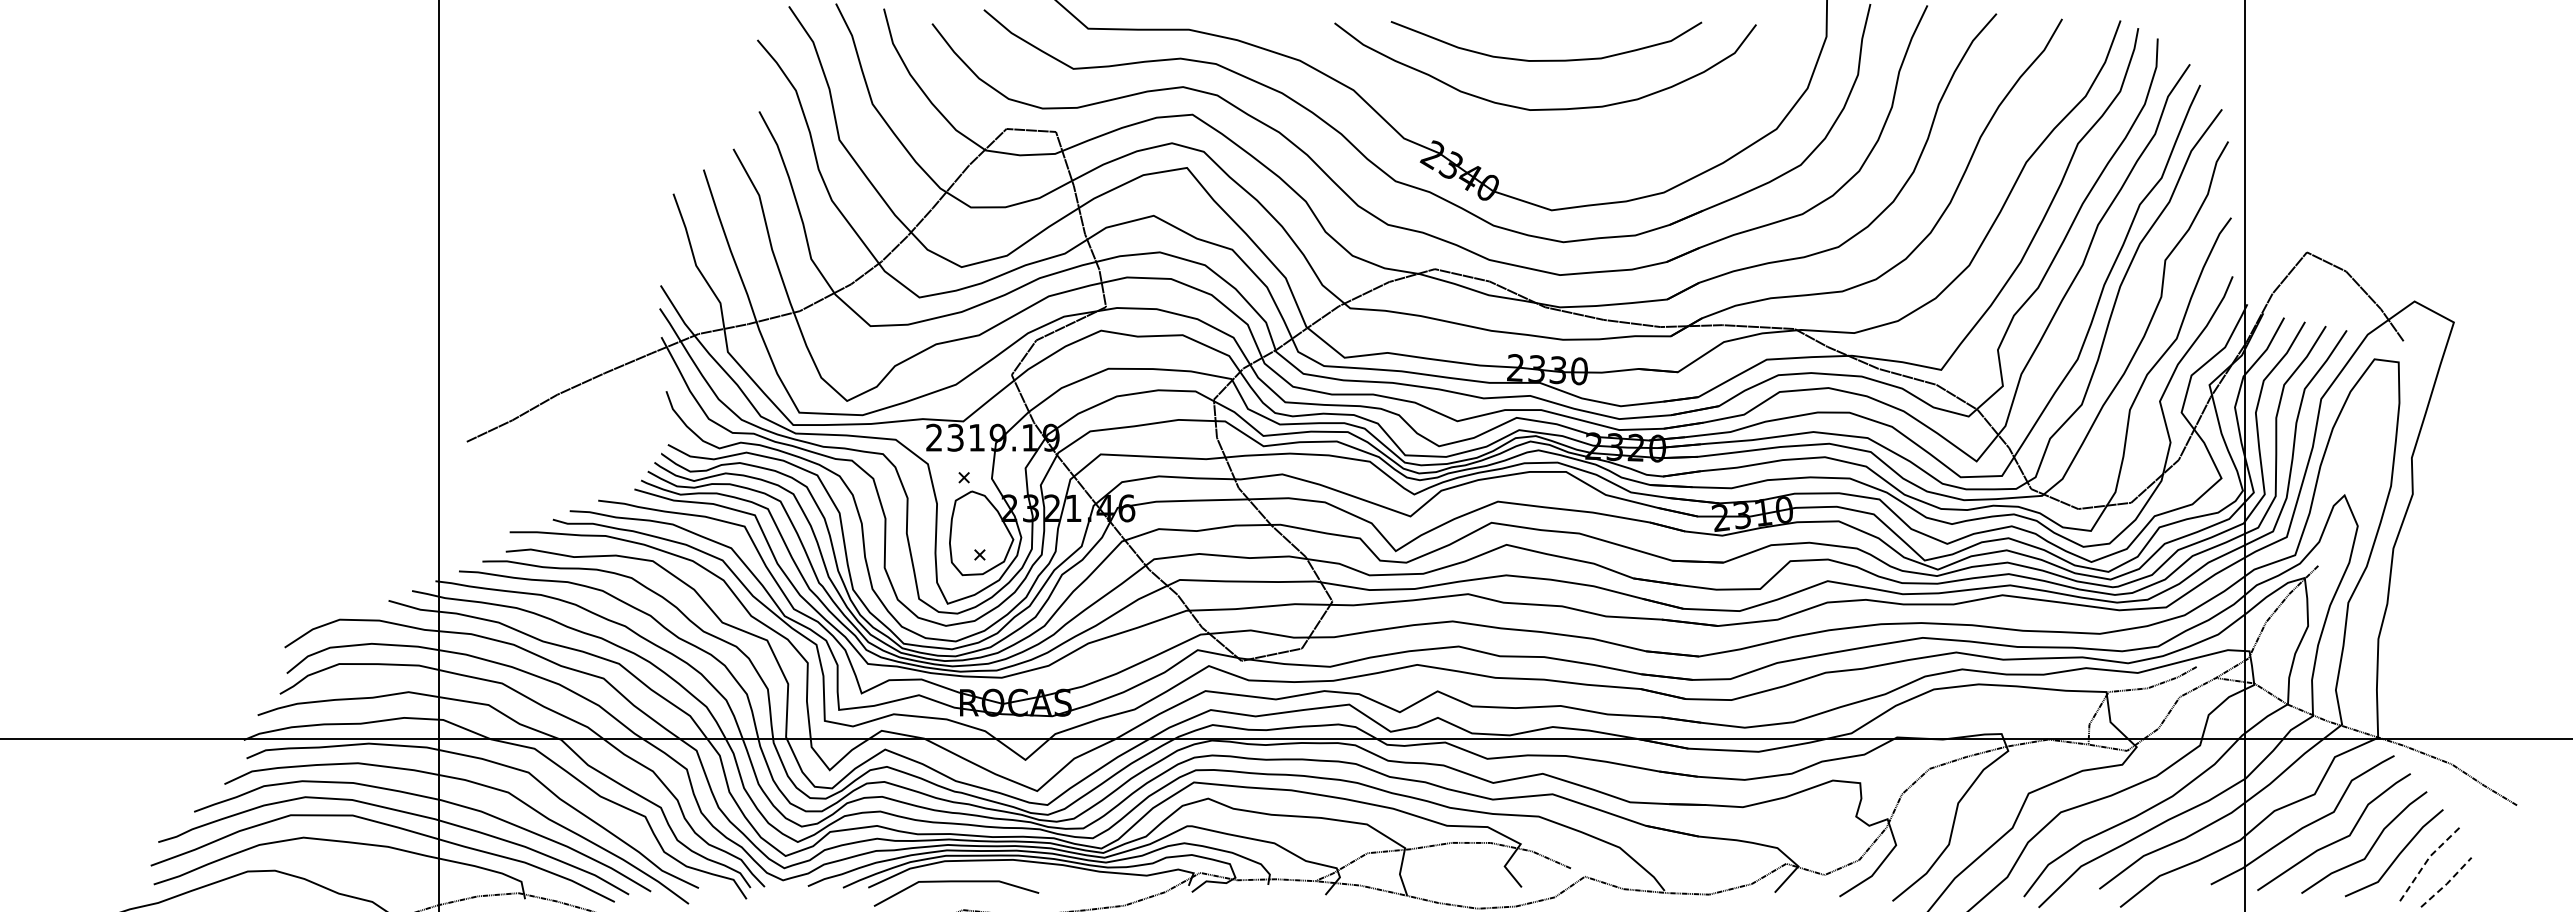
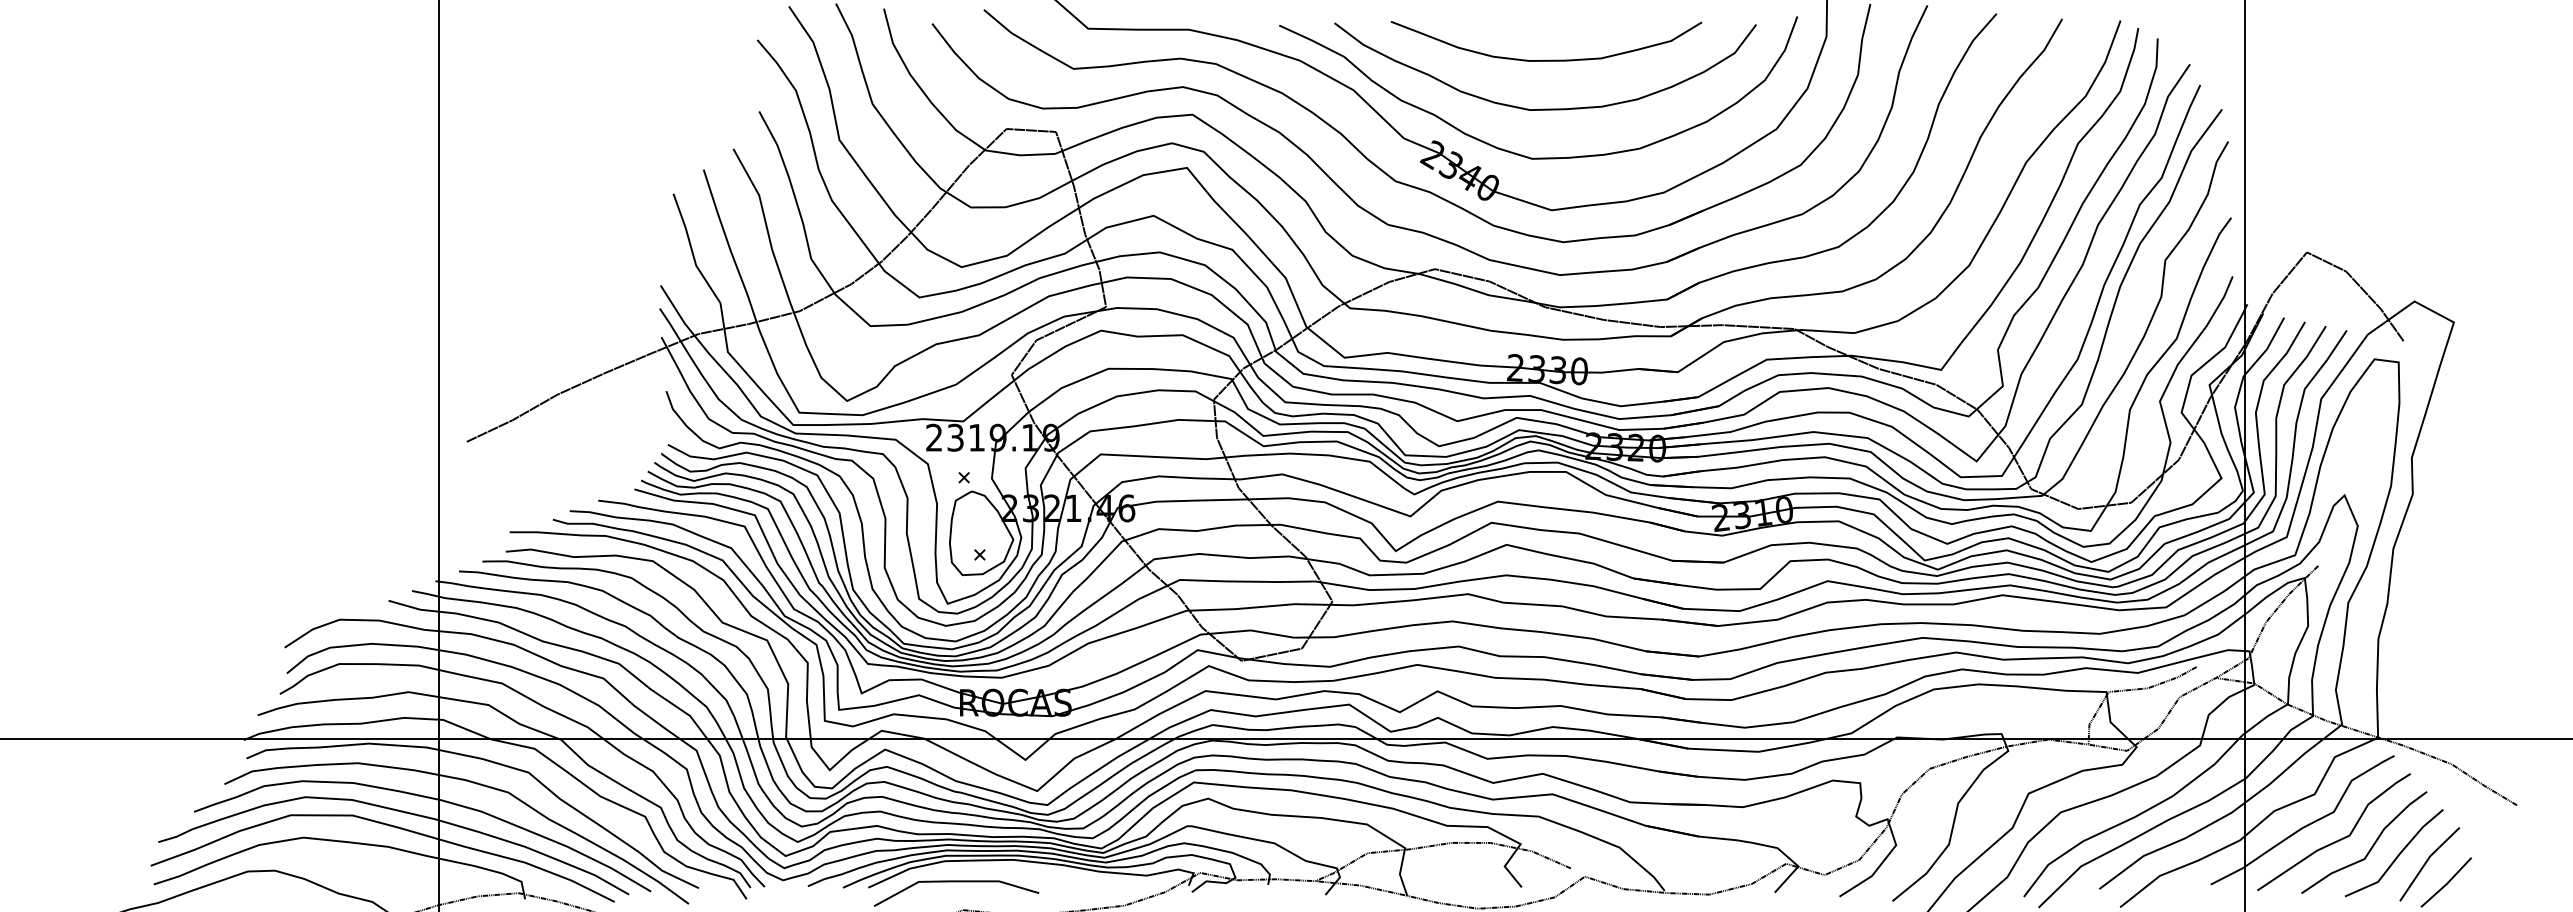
curve: none -> present (1522, 154)
line: dashed -> solid (2426, 861)
line: dashed -> solid (2446, 883)
